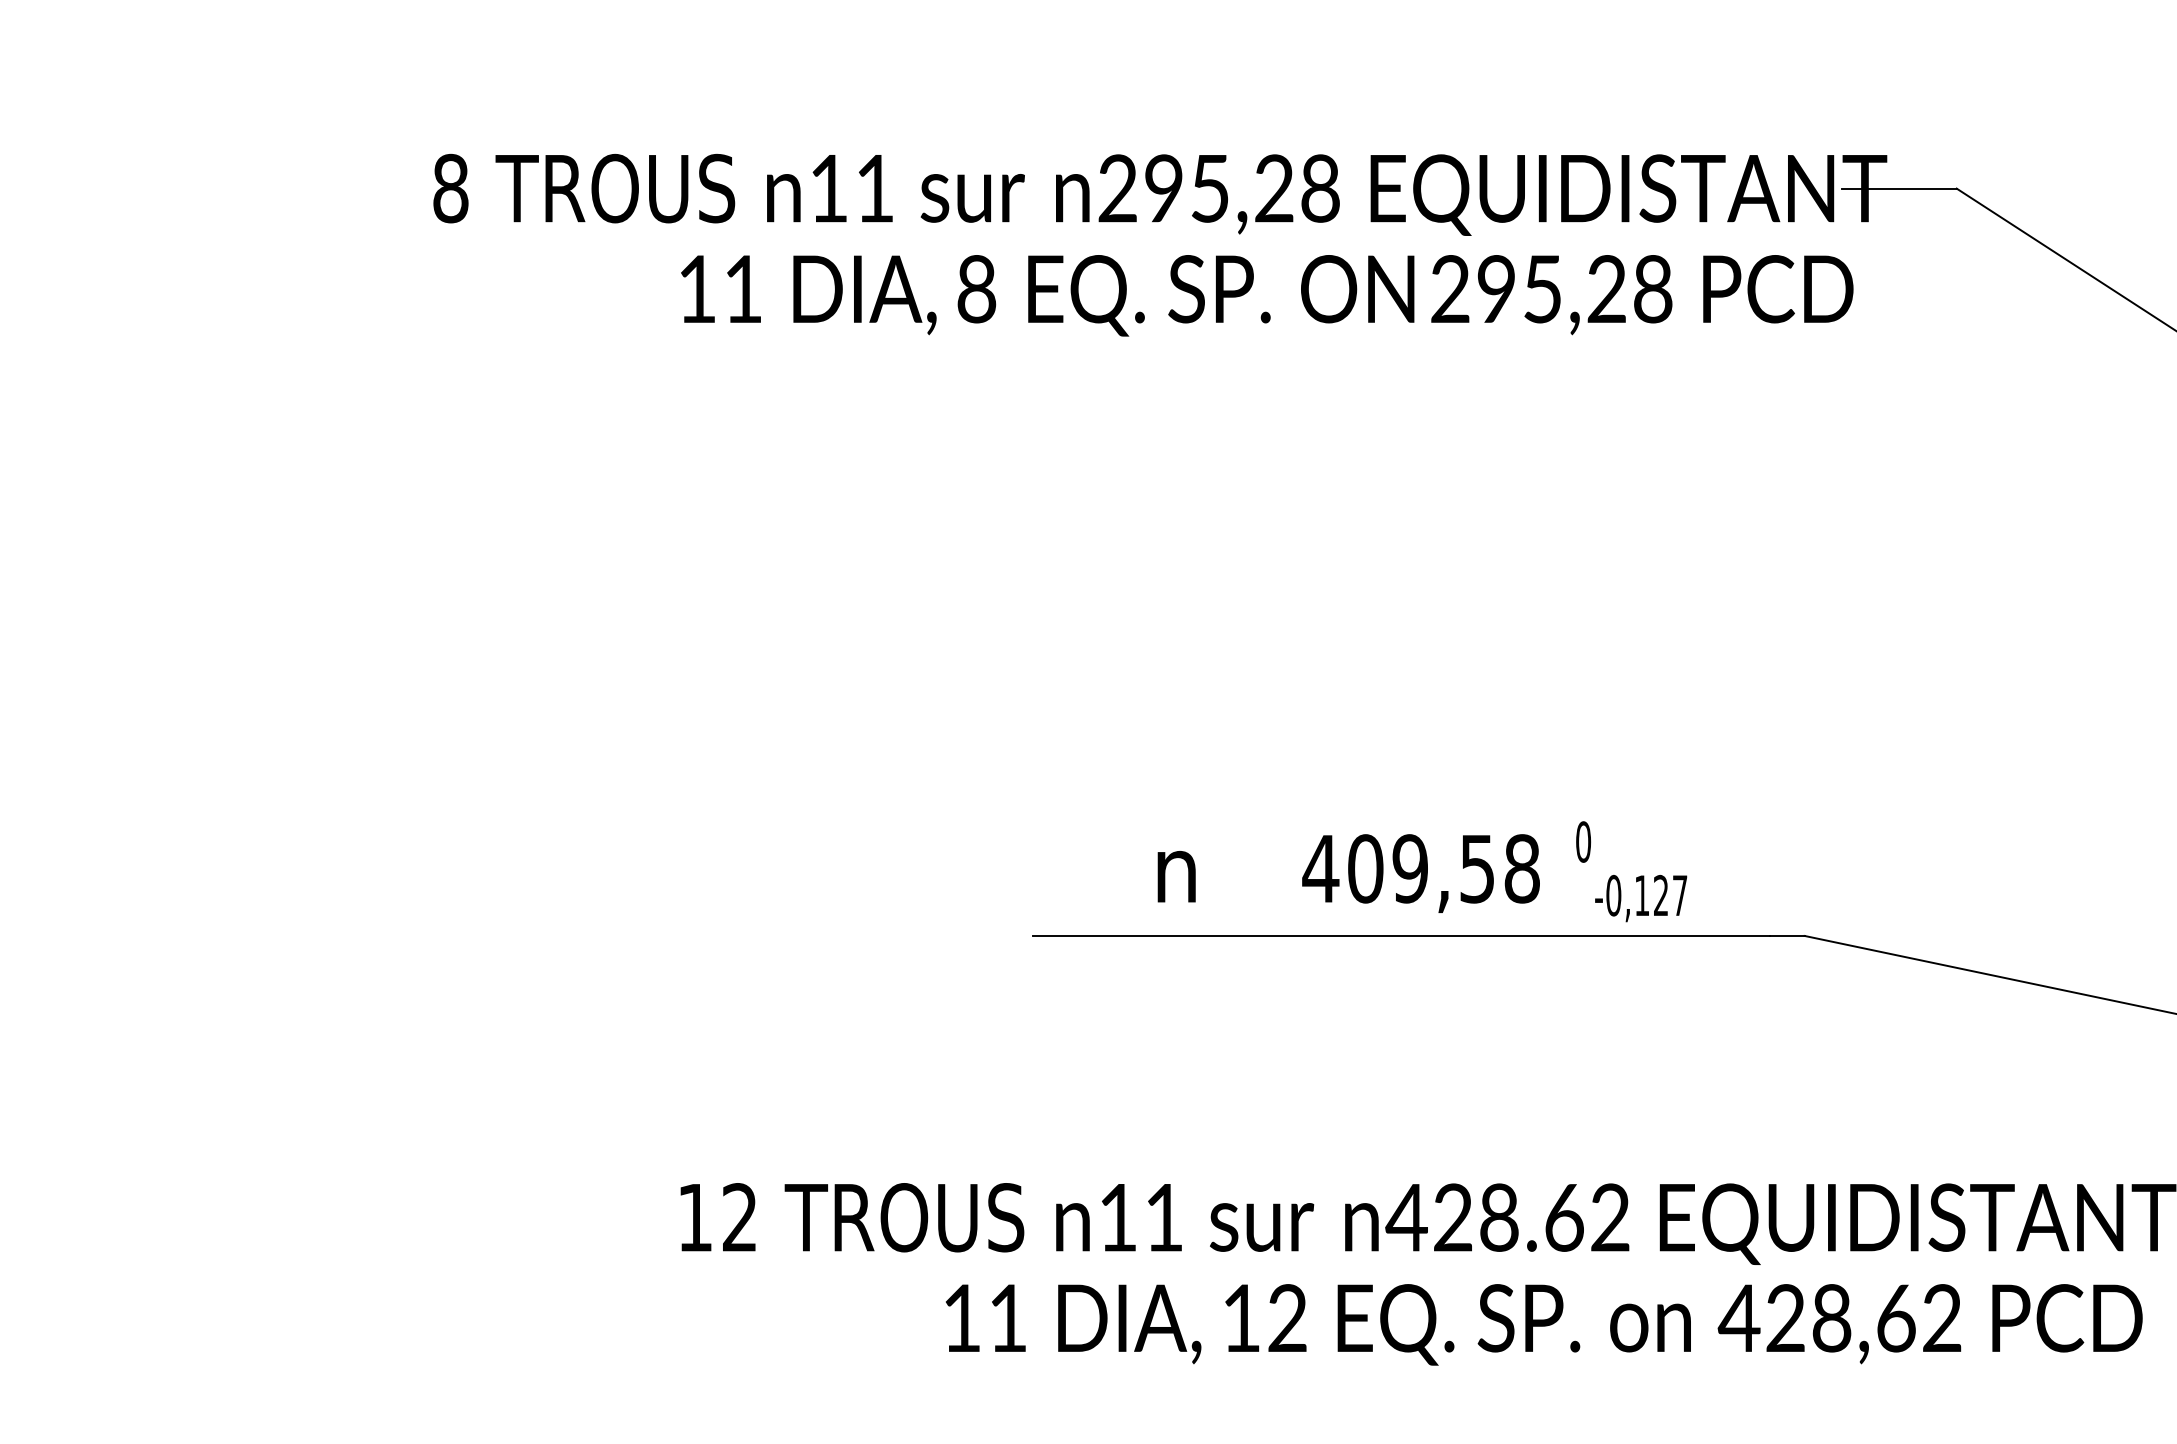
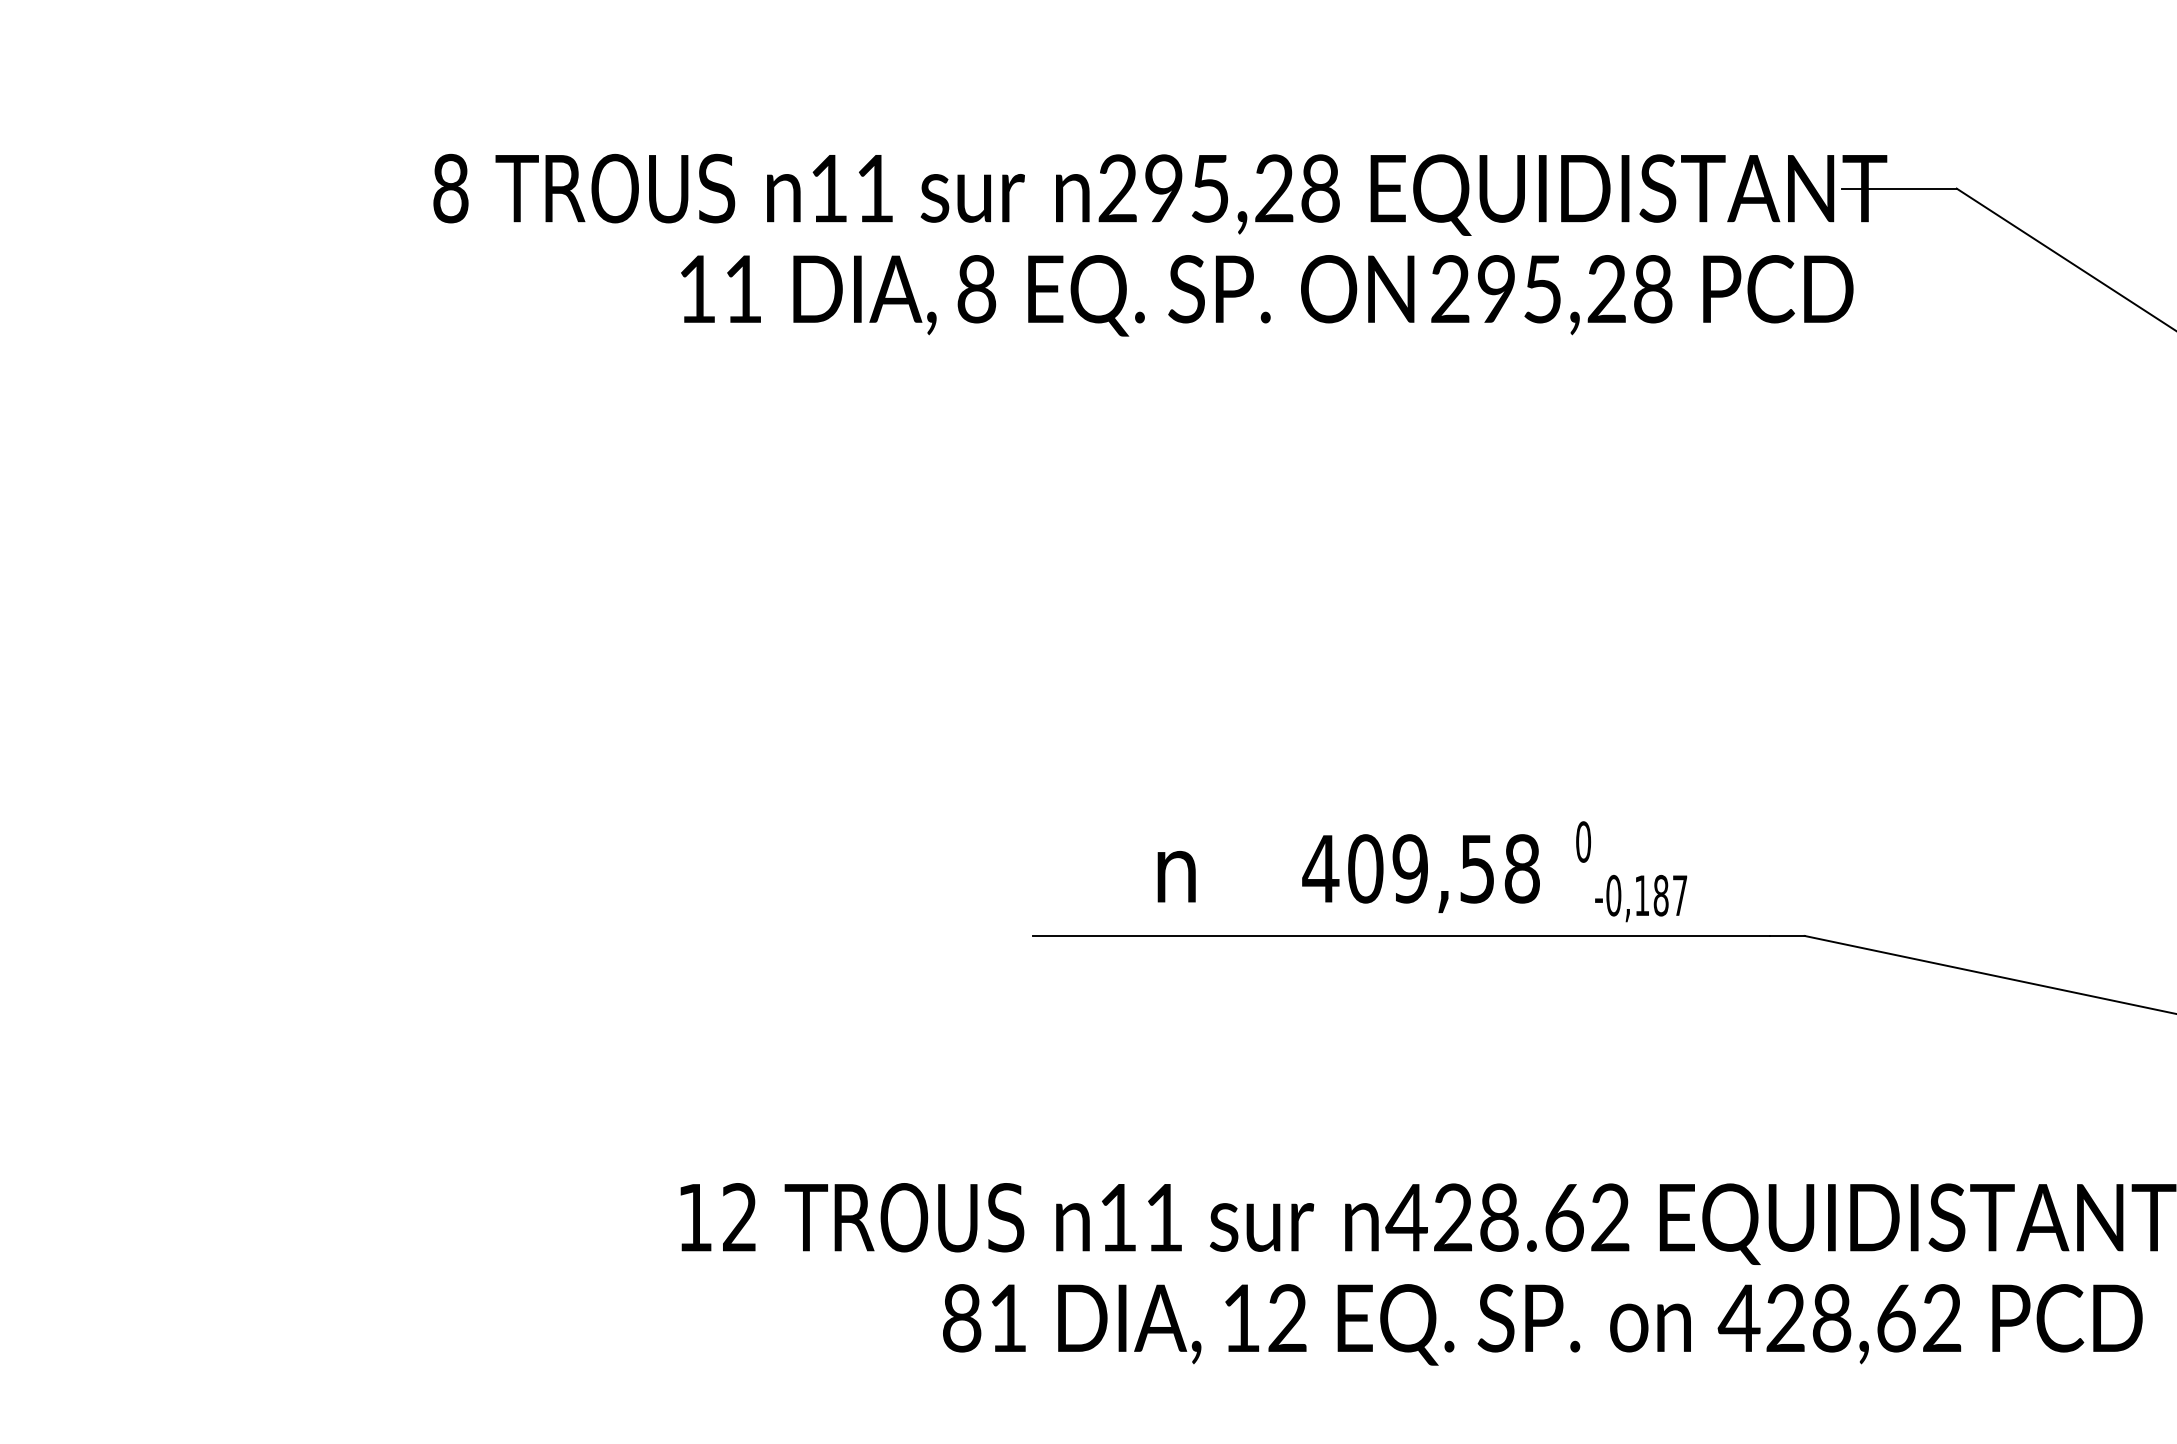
text: -0,127 -> -0,187 (1660, 895)
text: 11 -> 81 (962, 1318)
